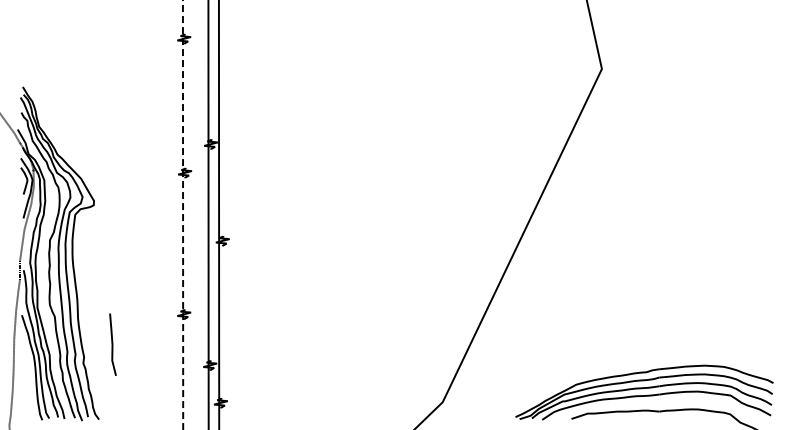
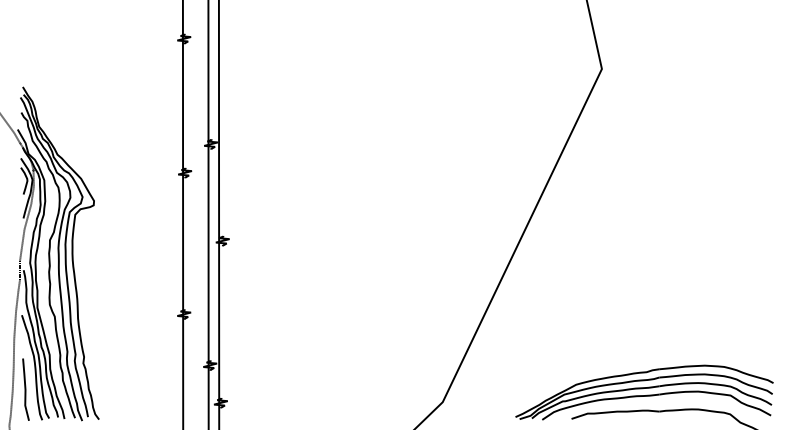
line: dashed -> solid (183, 214)
line position: (112, 344) -> (25, 389) (25, 389)
